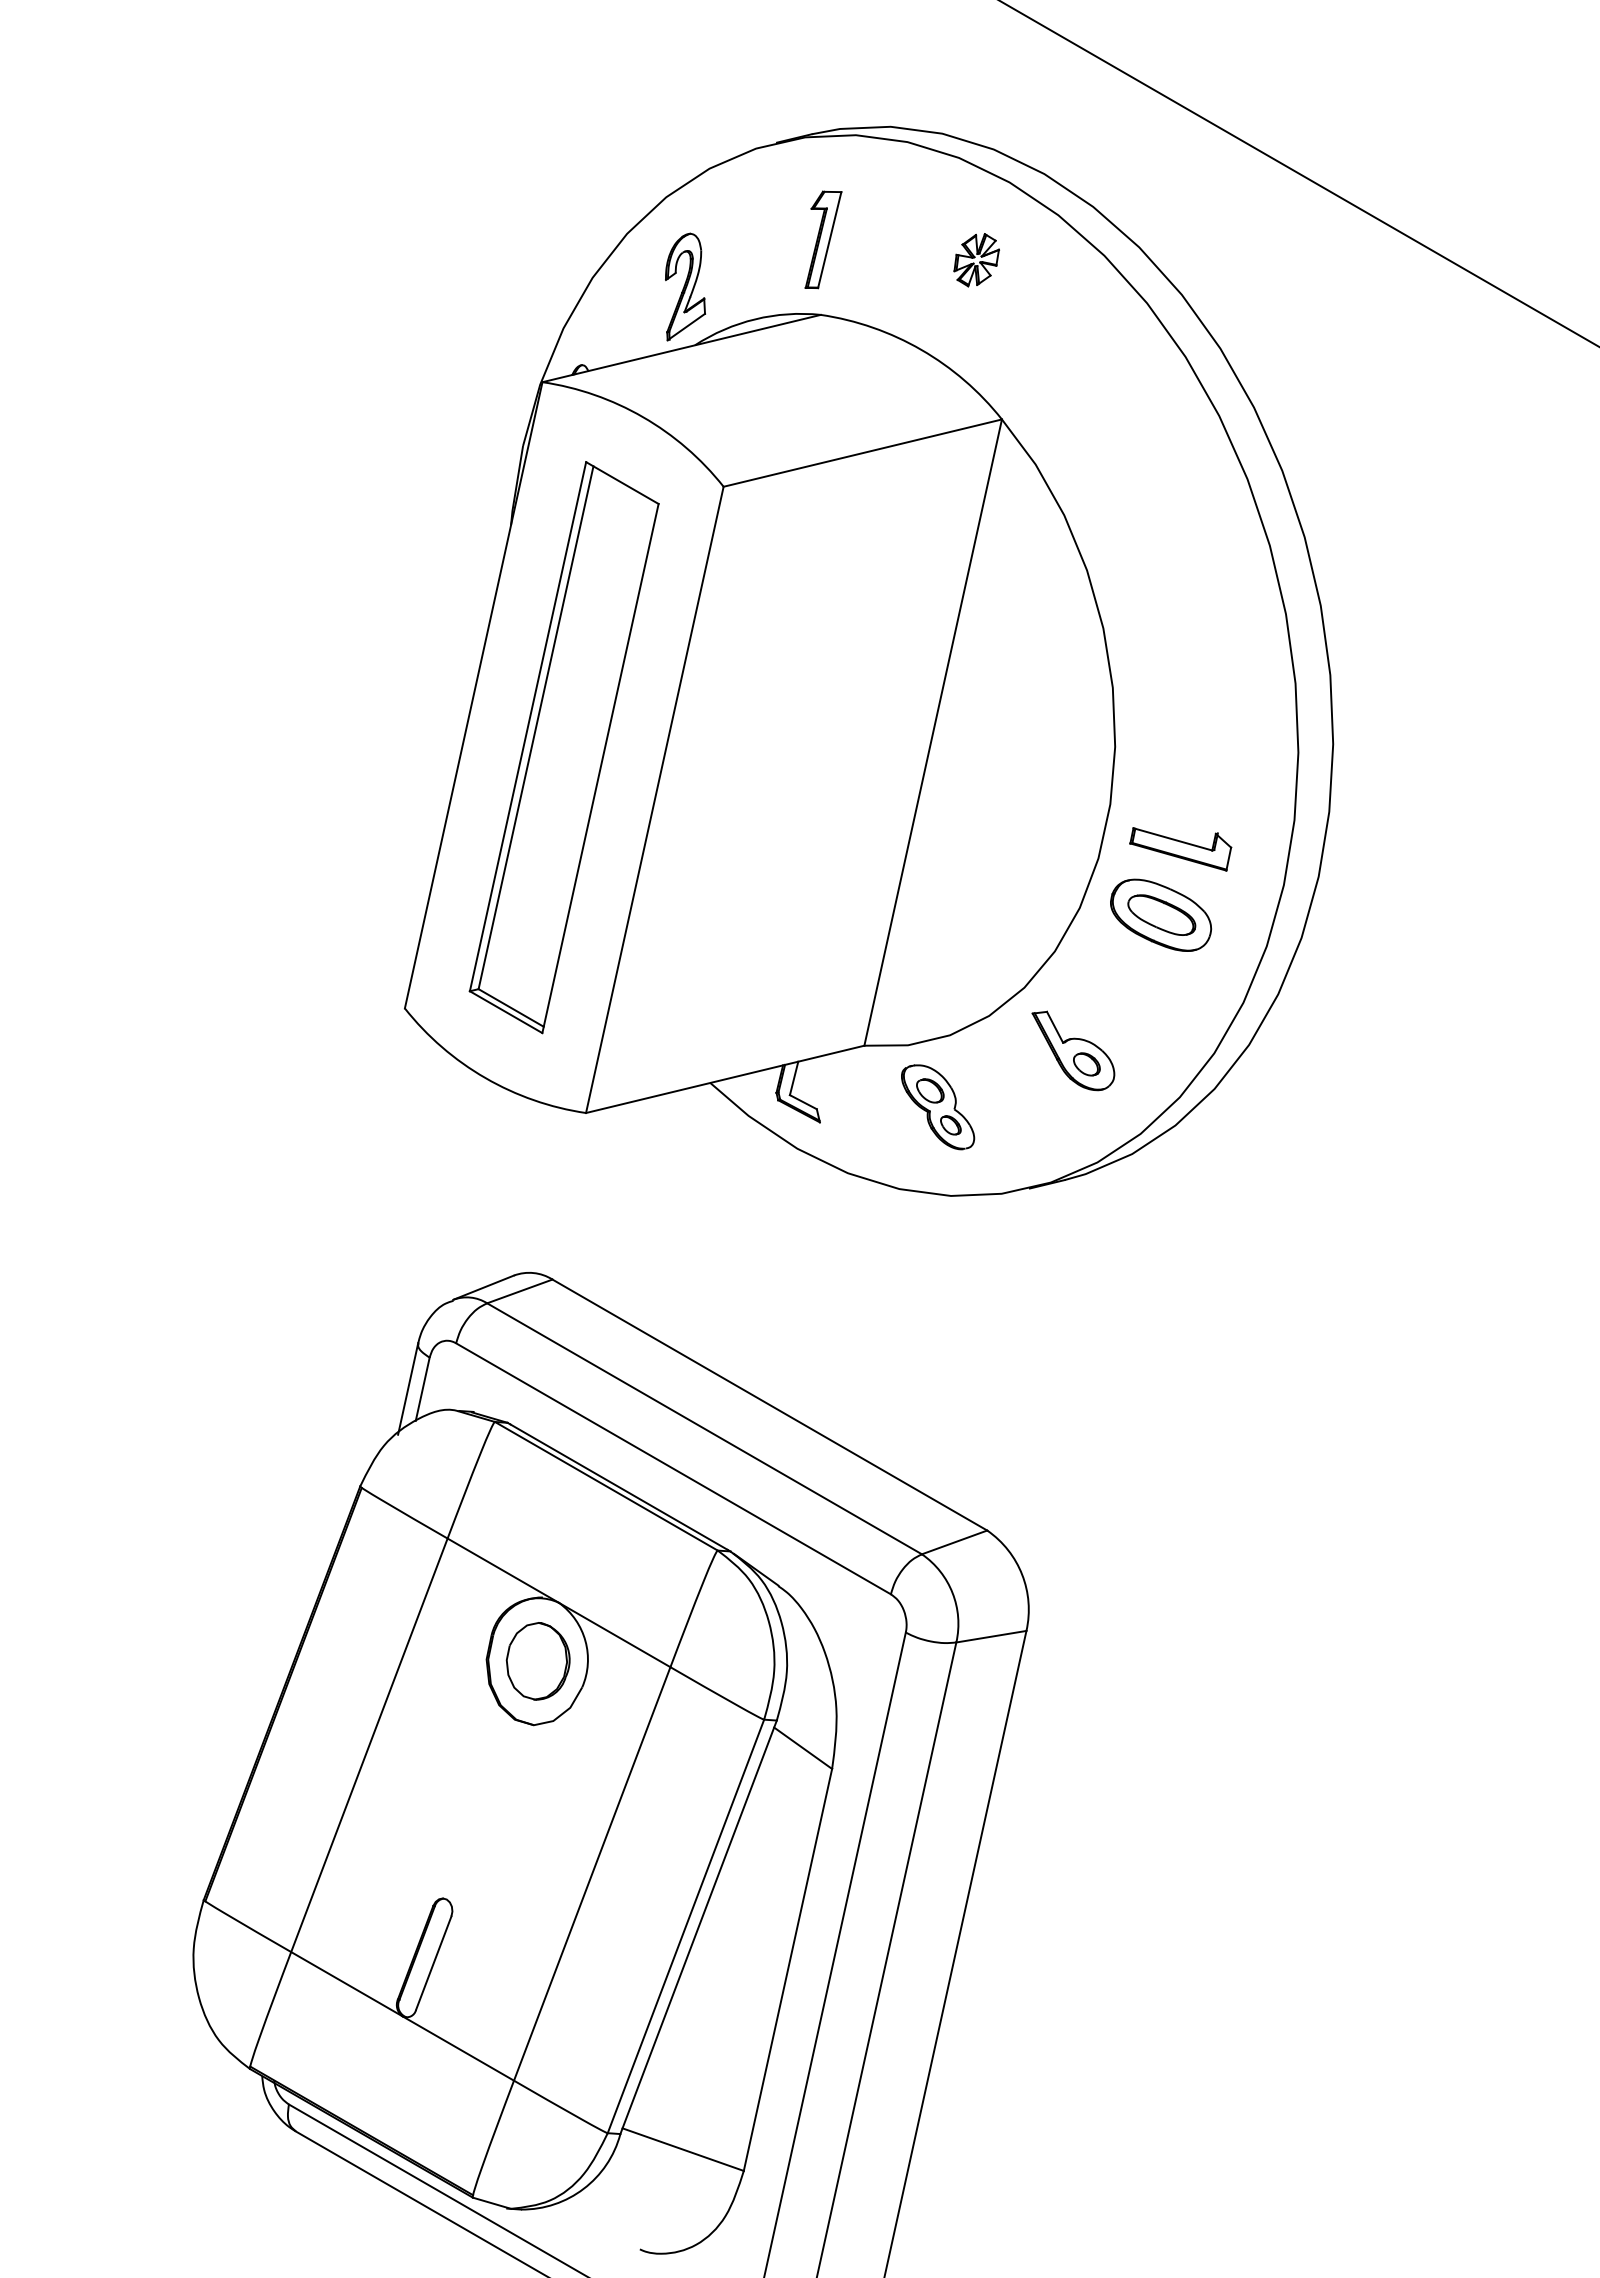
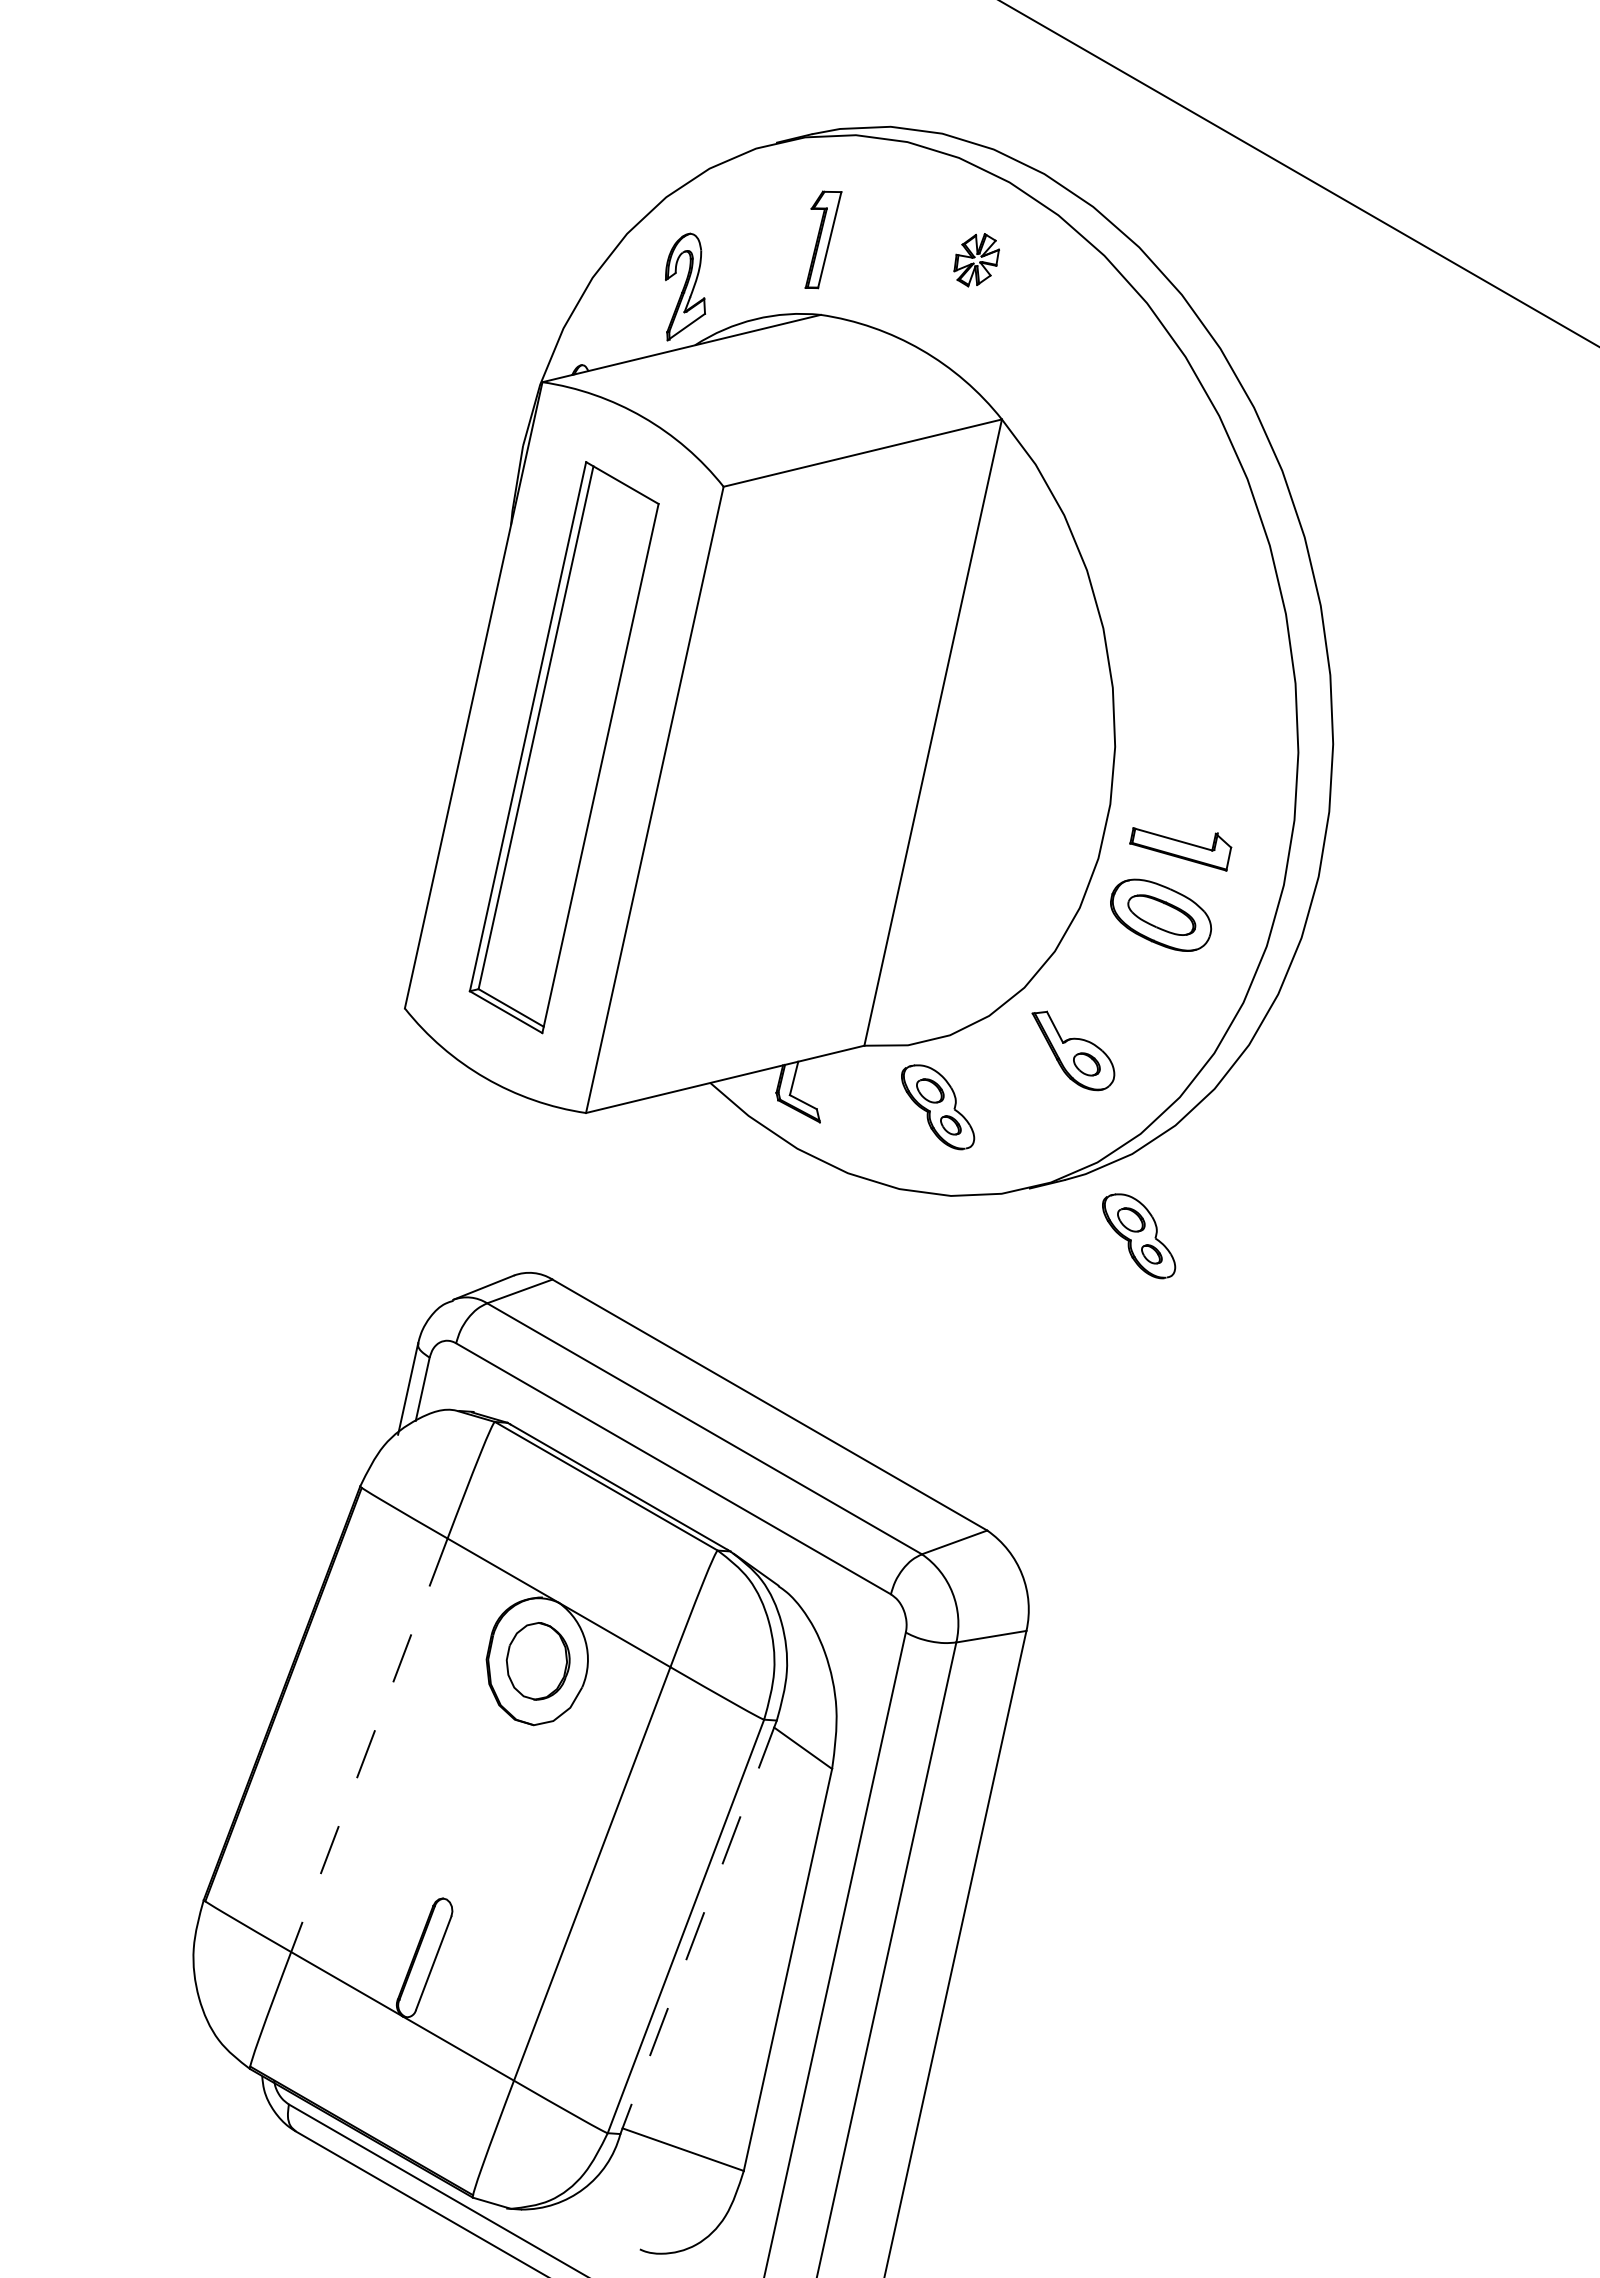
part: none -> present (1139, 1236)
line: solid -> dashed (369, 1745)
line: solid -> dashed (698, 1927)
